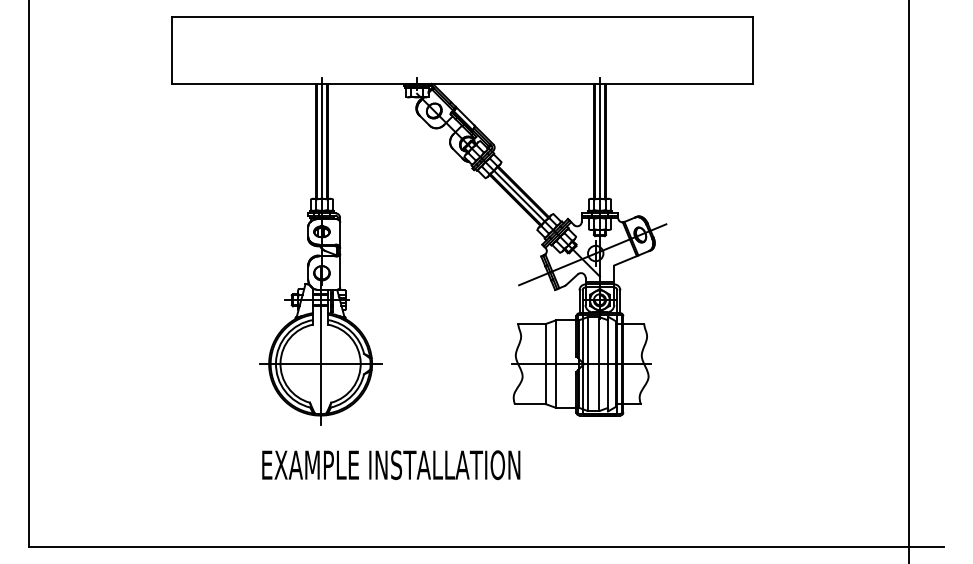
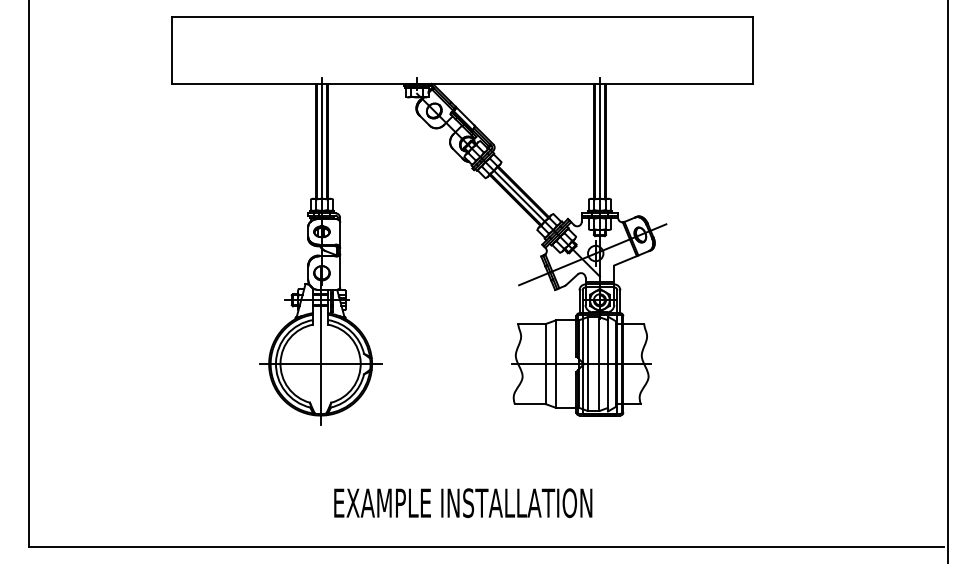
line position: (908, 281) -> (947, 281) (947, 281)
text position: (391, 465) -> (463, 503) (463, 503)
